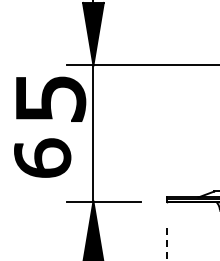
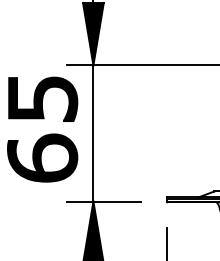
part position: (51, 98) -> (43, 98) (43, 98)
part size: 58x40 px -> 72x50 px (42, 157)
line: dashed -> solid (167, 244)
